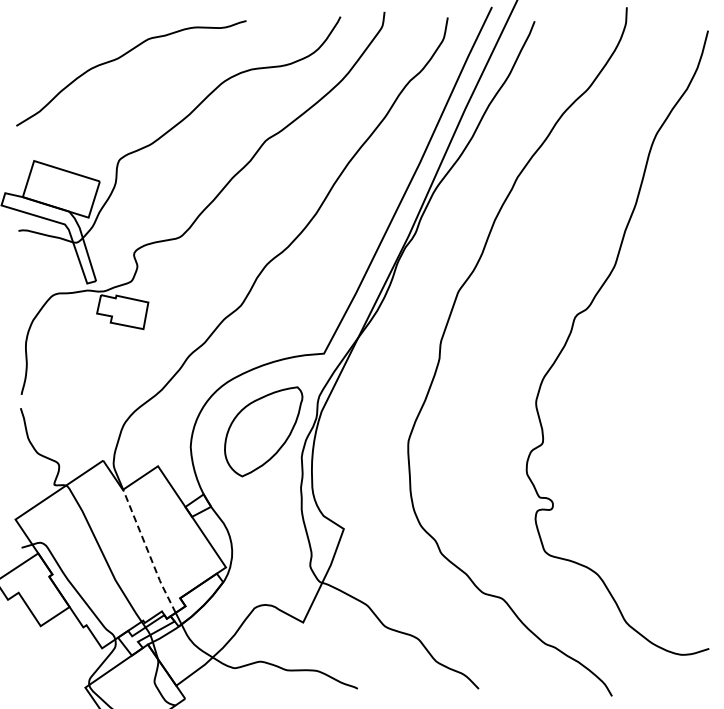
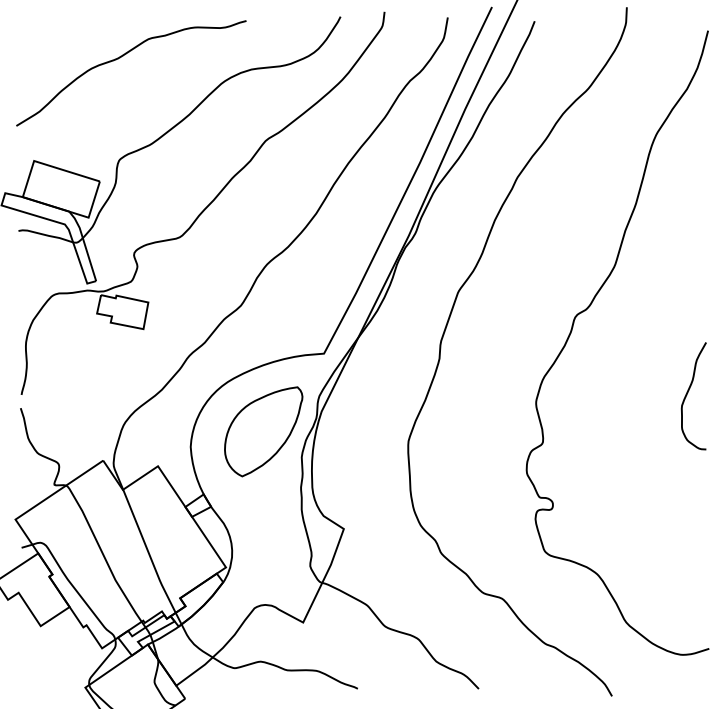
curve: none -> present (687, 395)
line: dashed -> solid (148, 552)
